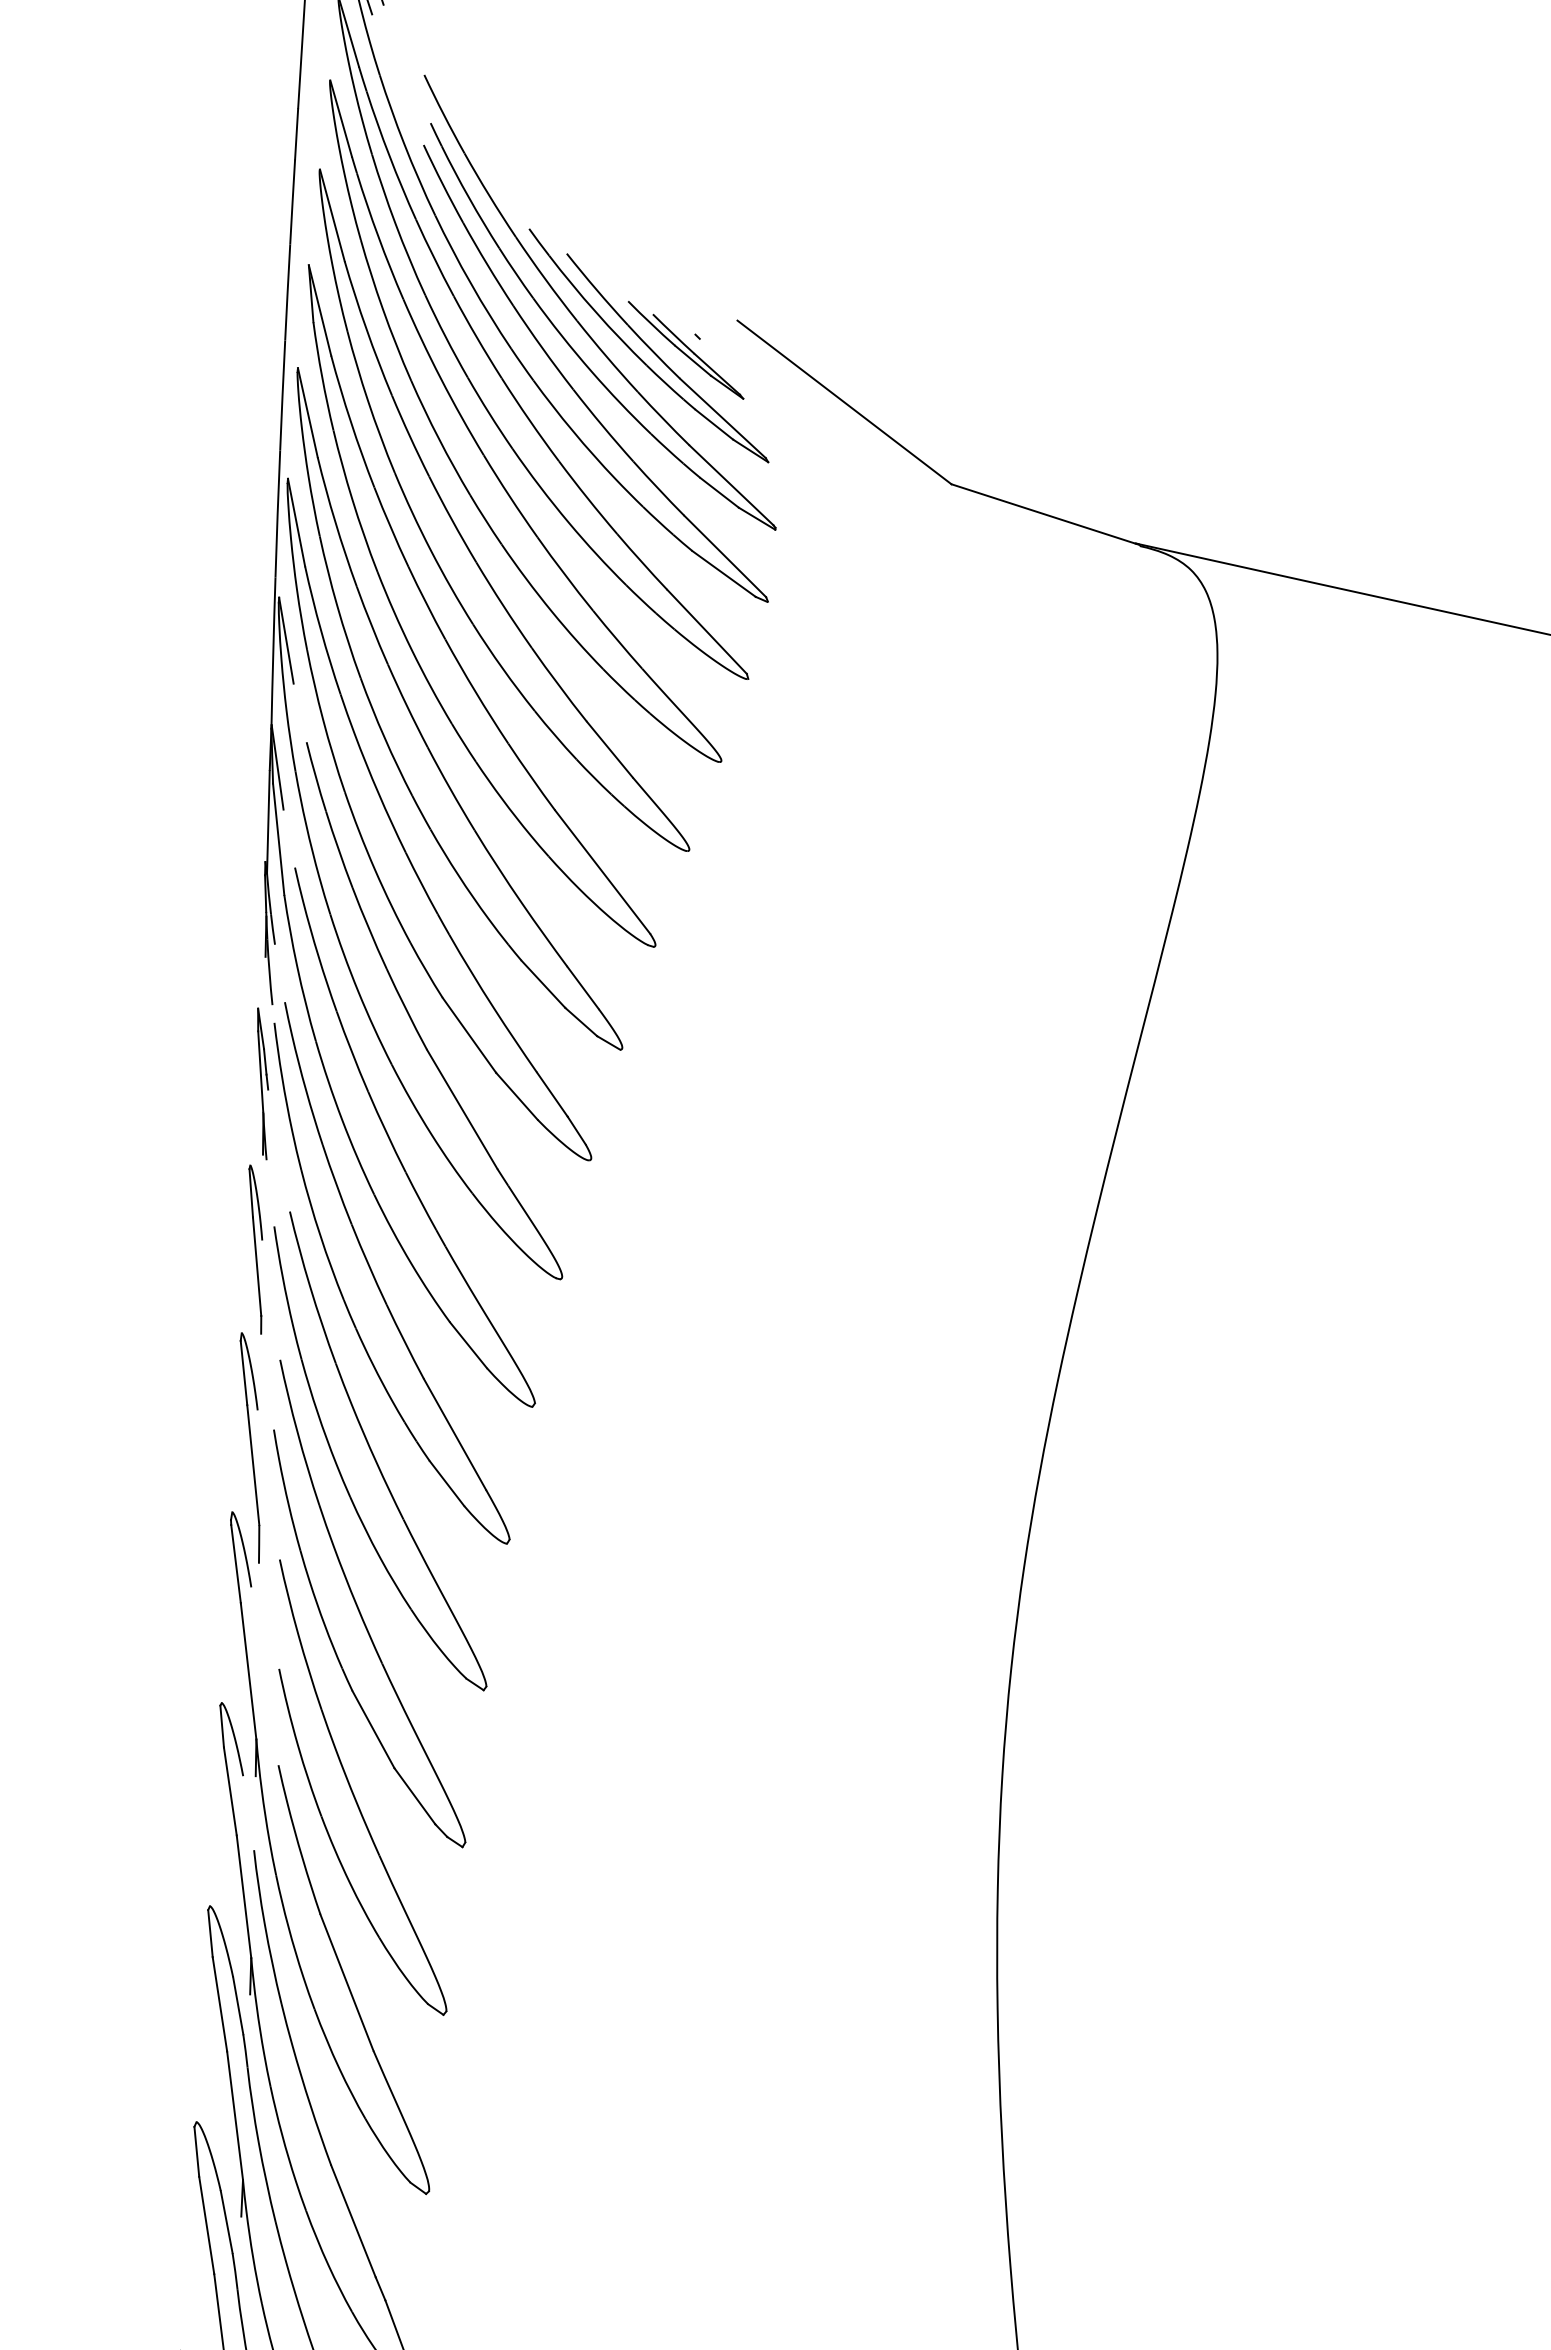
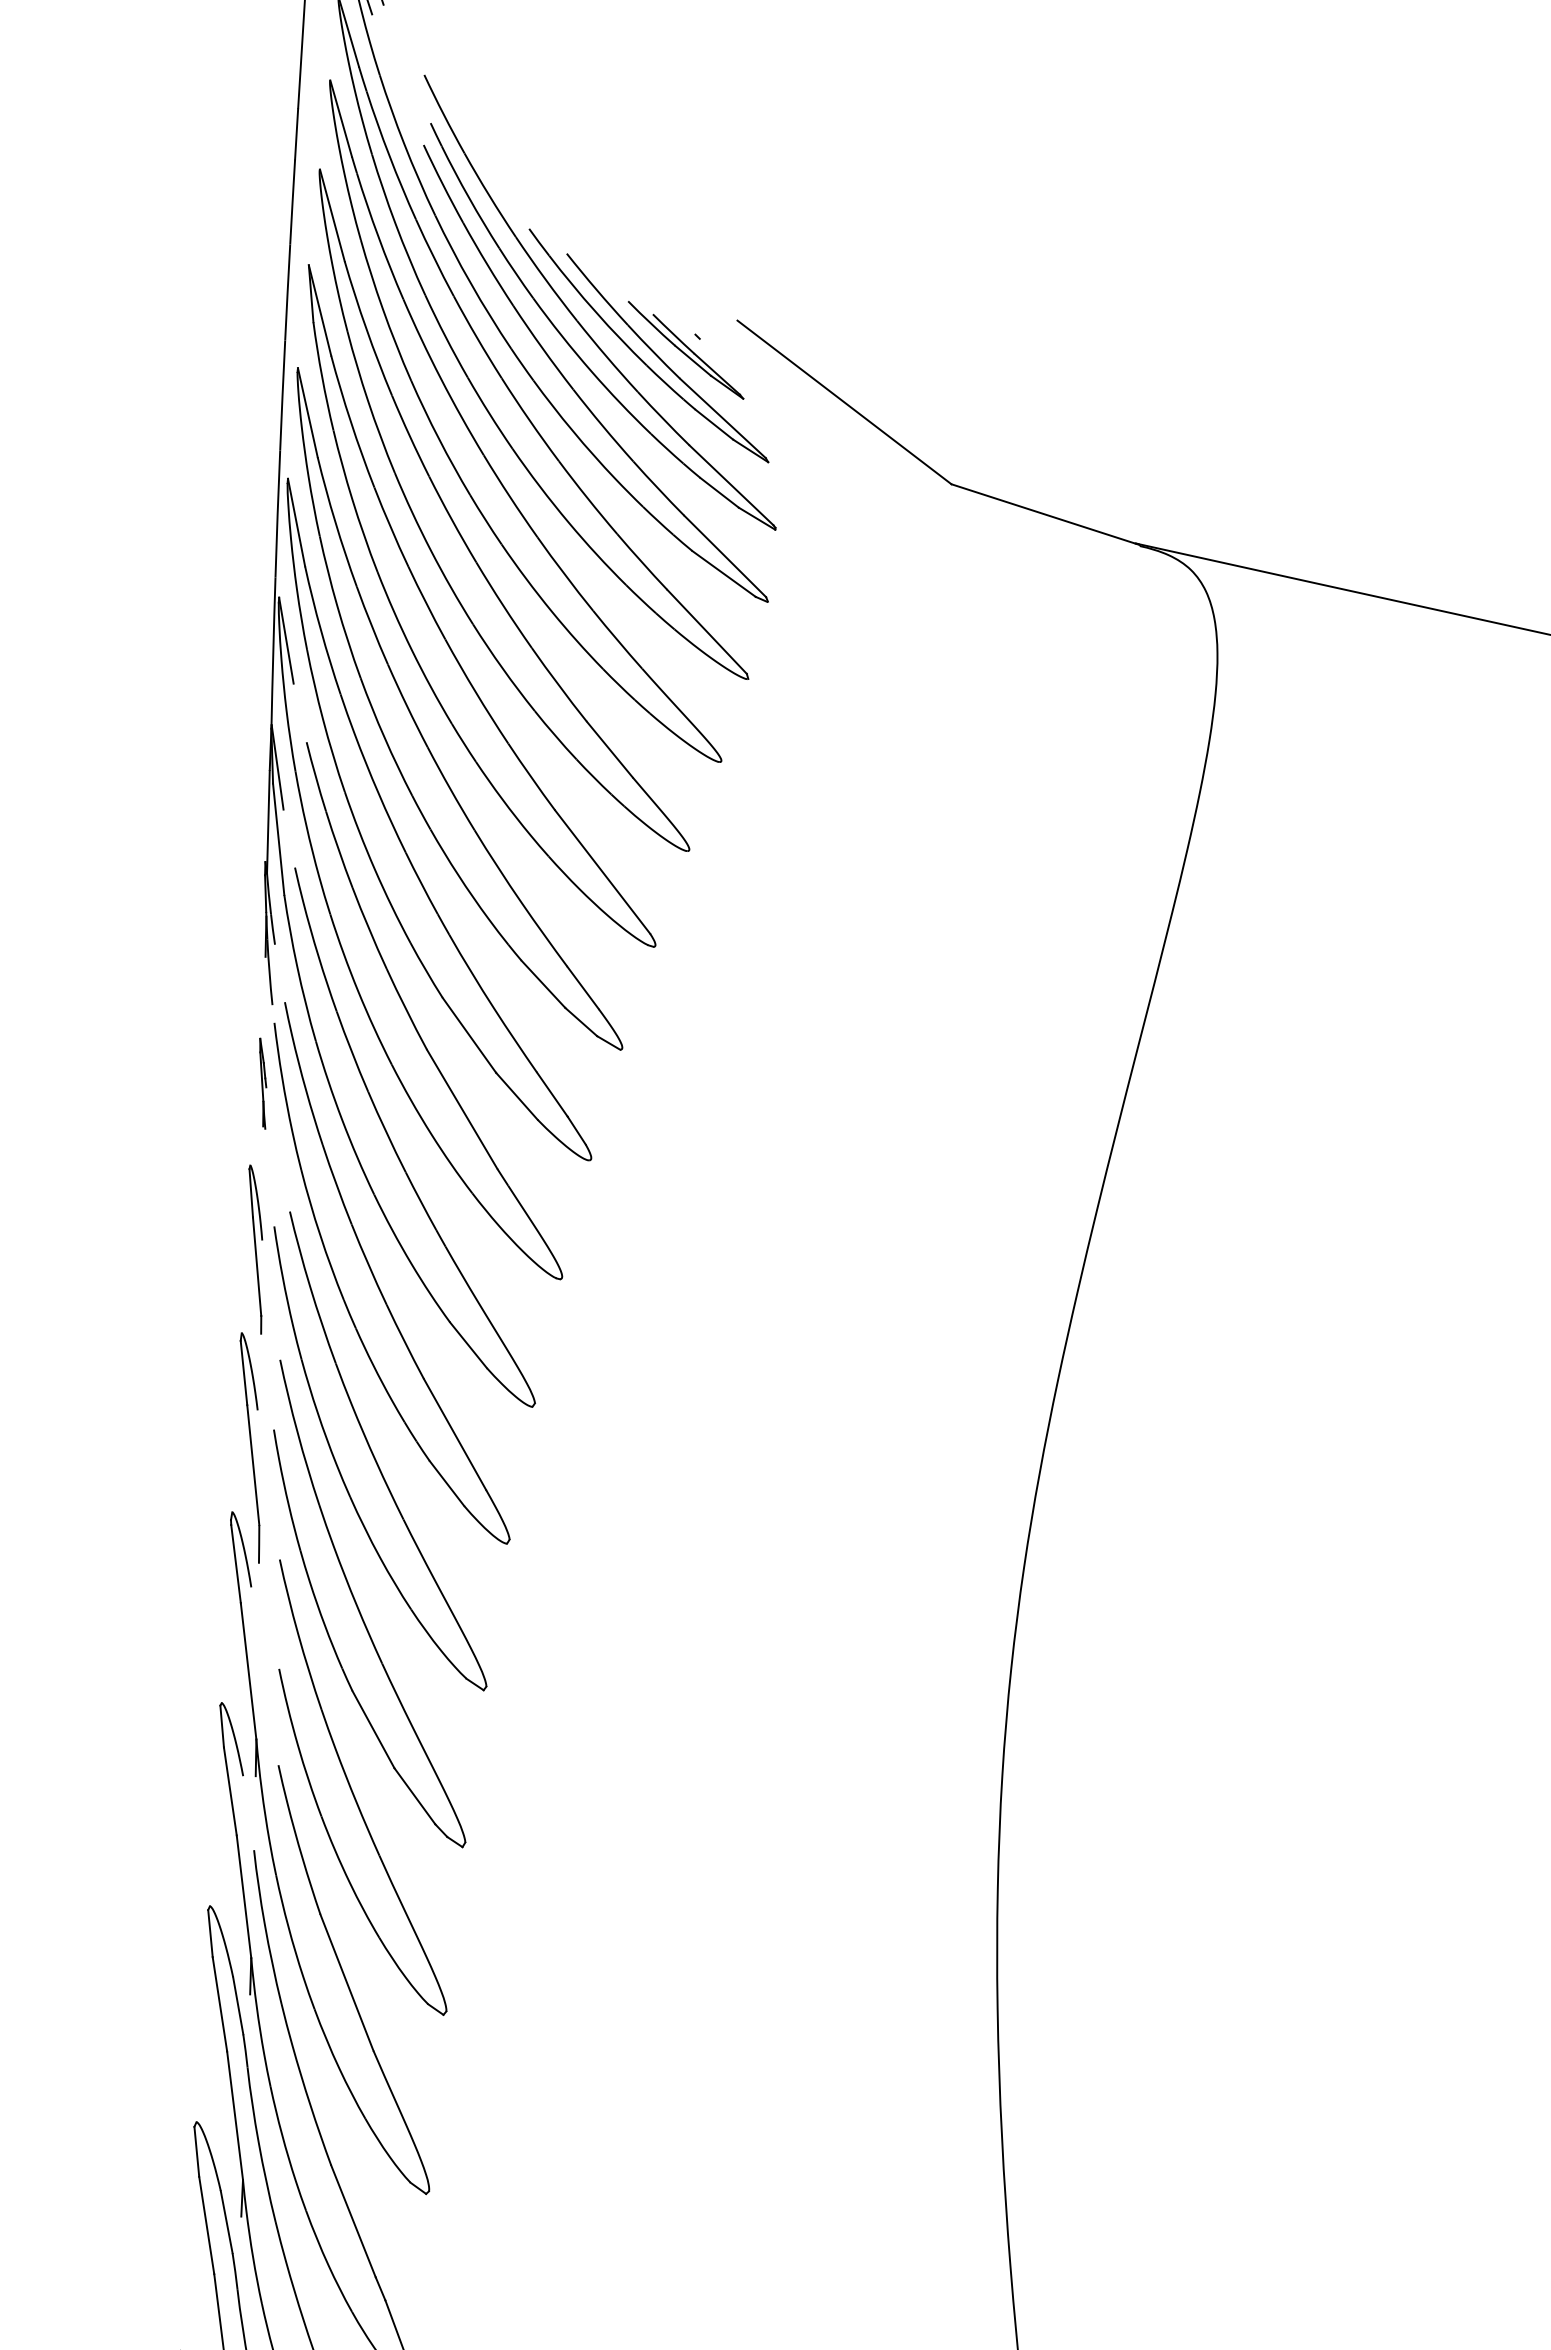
part size: 13x154 px -> 9x93 px (263, 1083)
